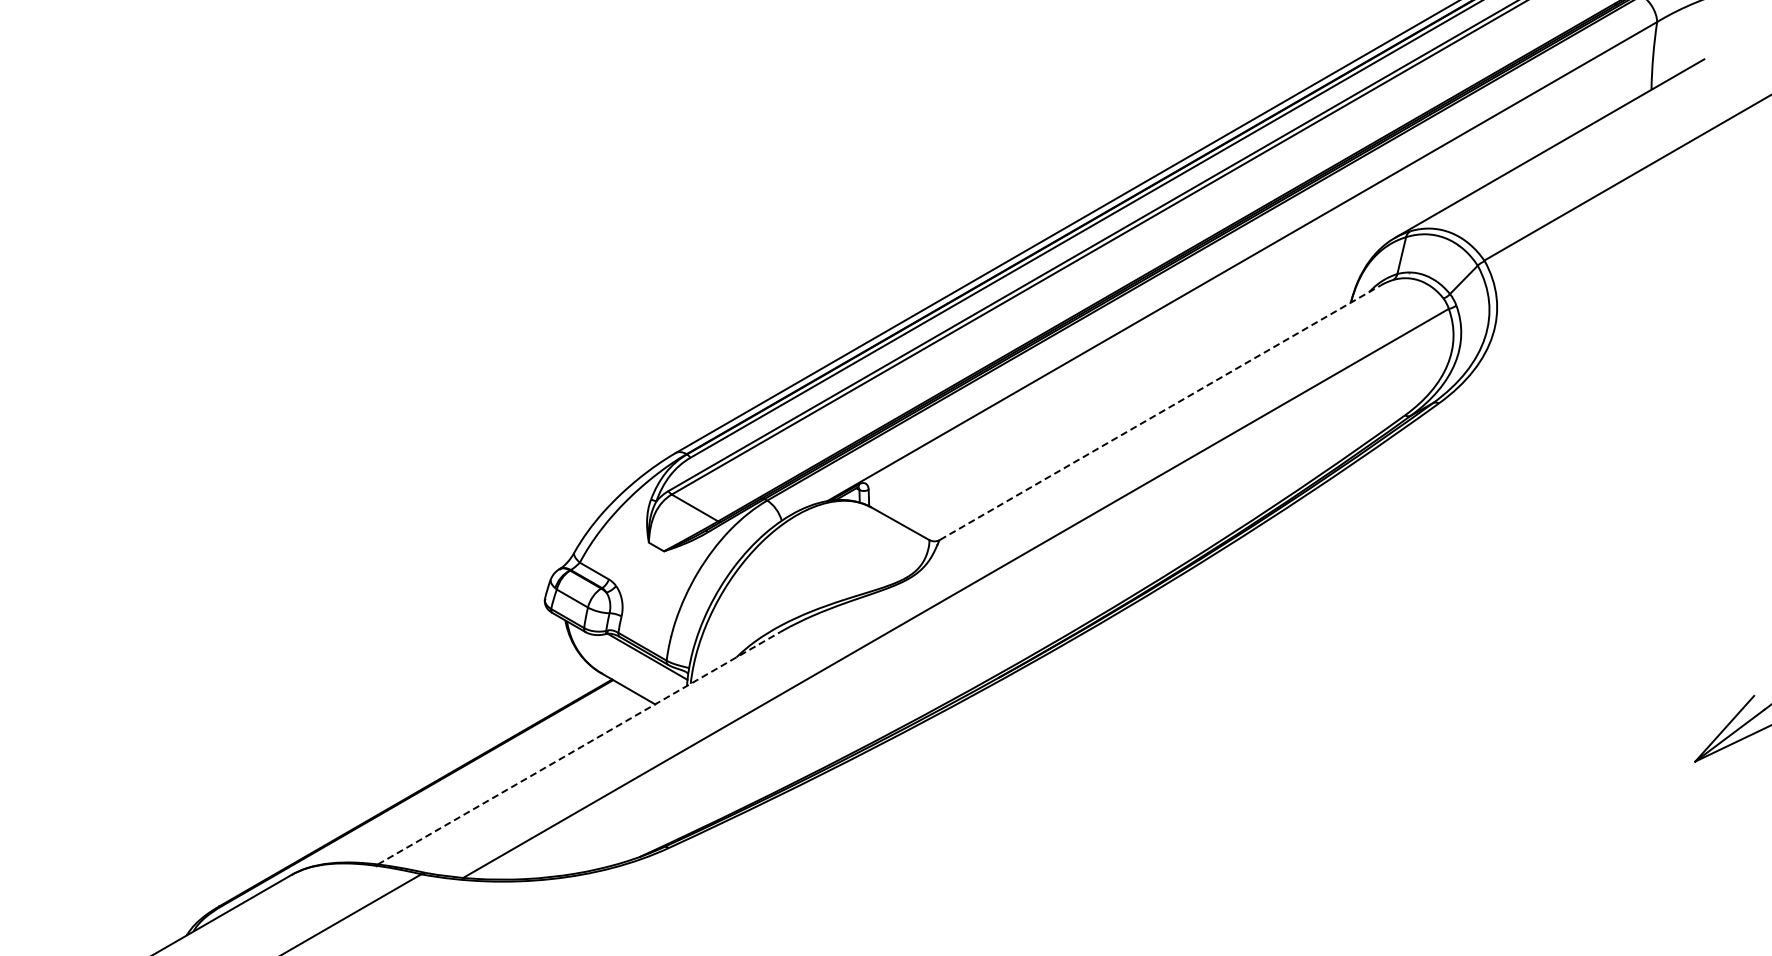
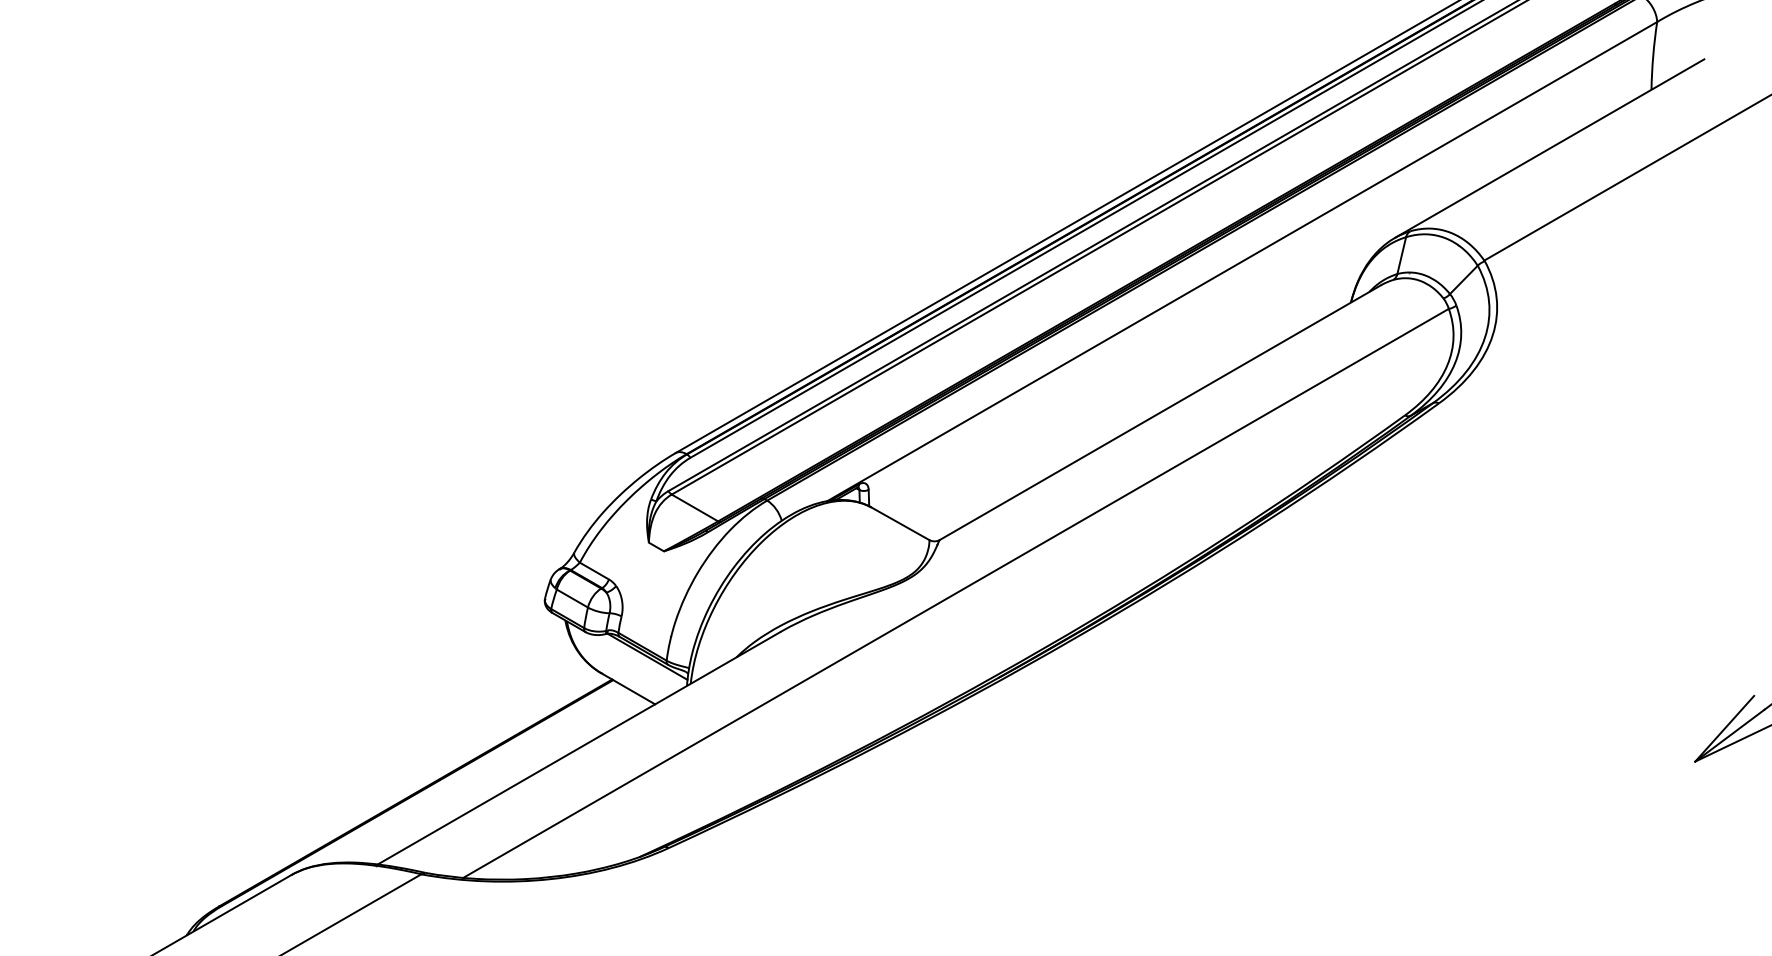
line: dashed -> solid (1160, 412)
line: dashed -> solid (579, 748)
